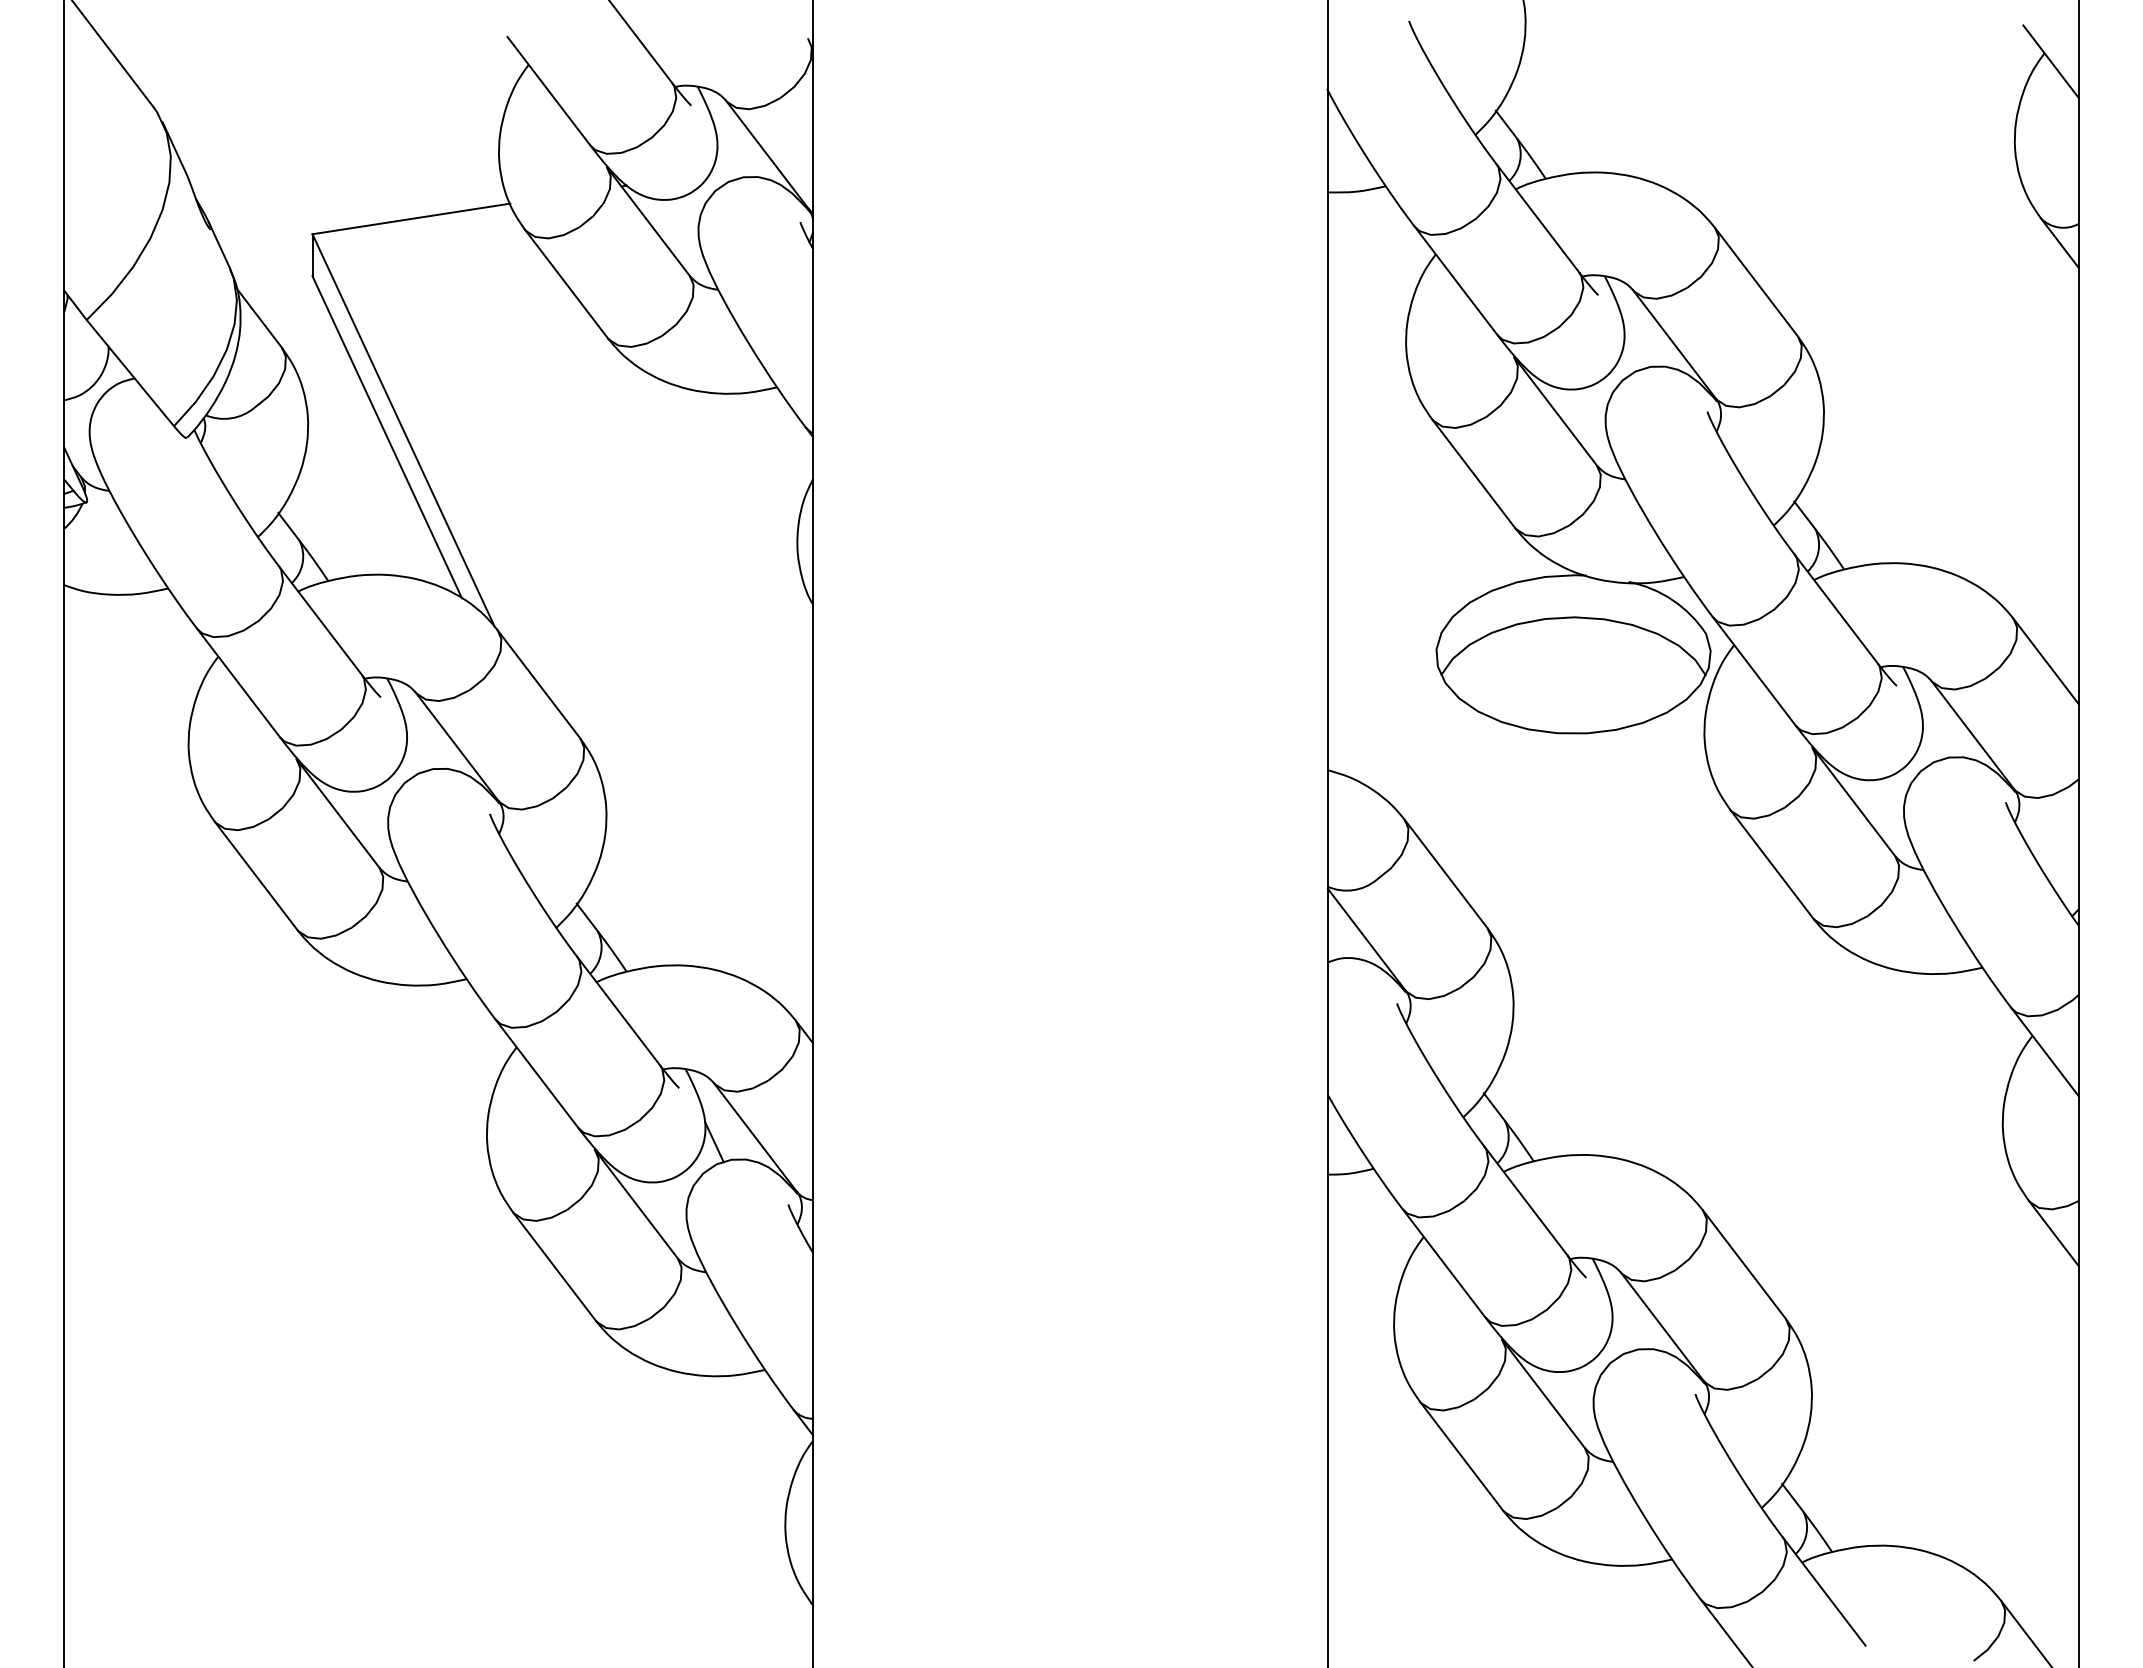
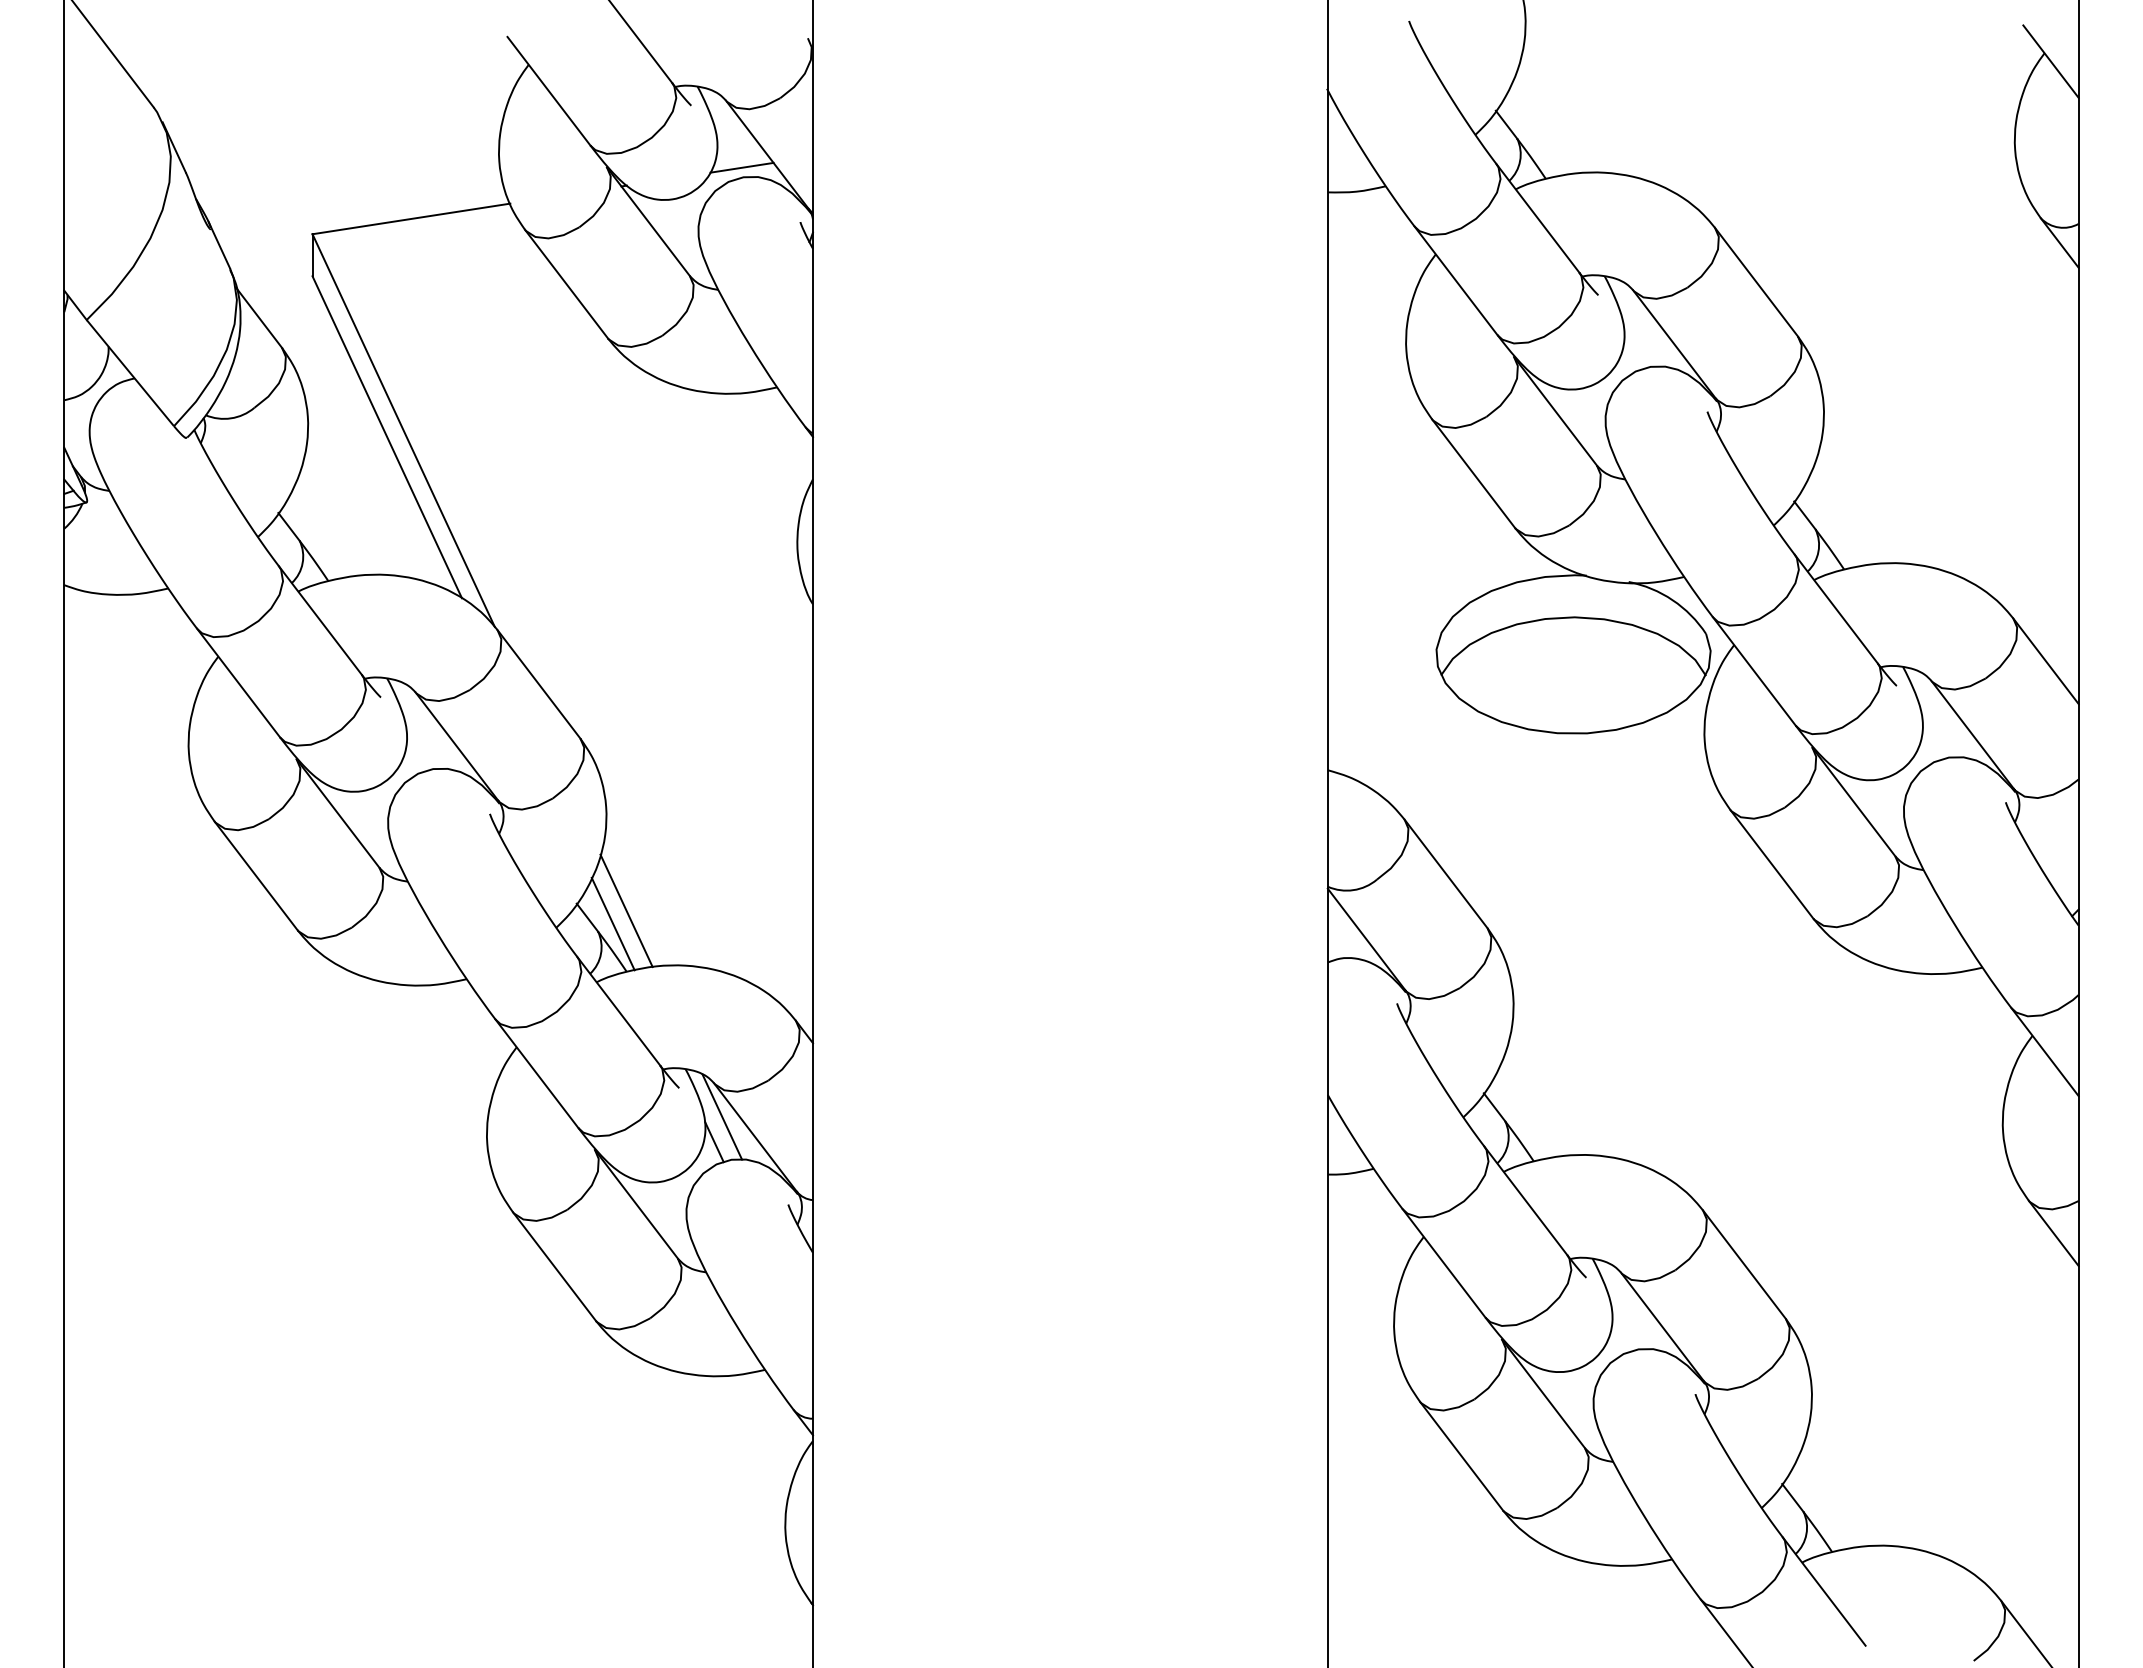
line: none -> present (741, 167)
line: none -> present (626, 910)
line: none -> present (612, 923)
line: none -> present (722, 1116)
